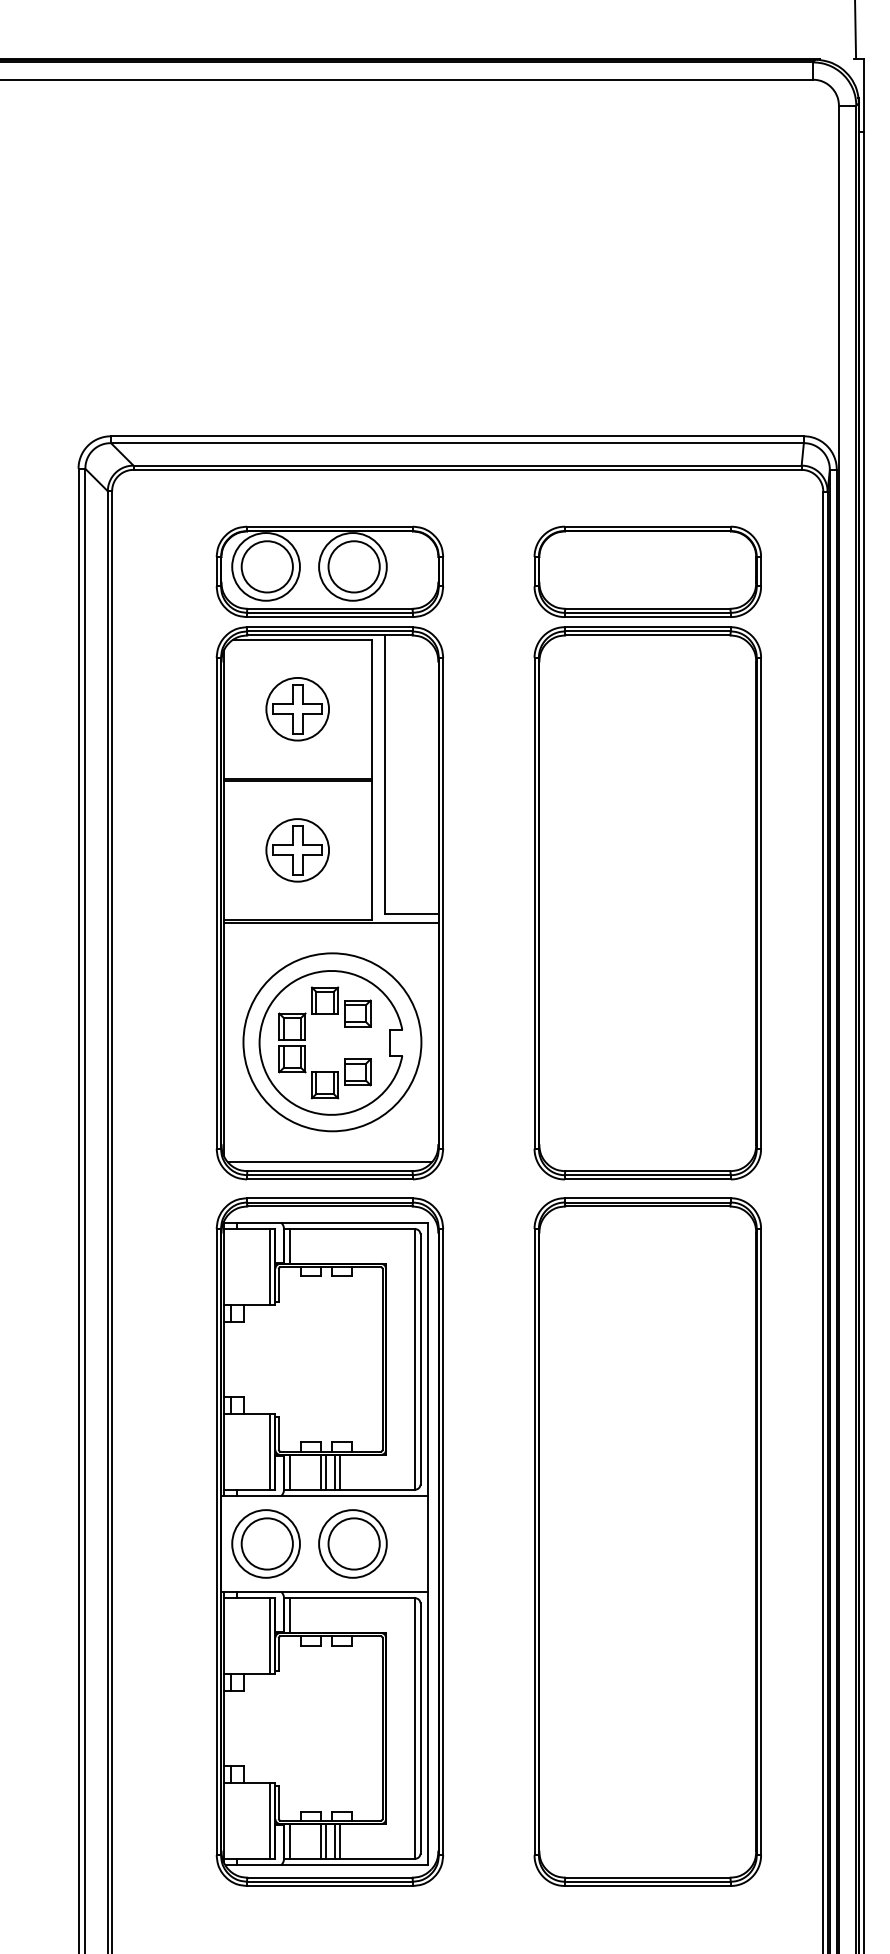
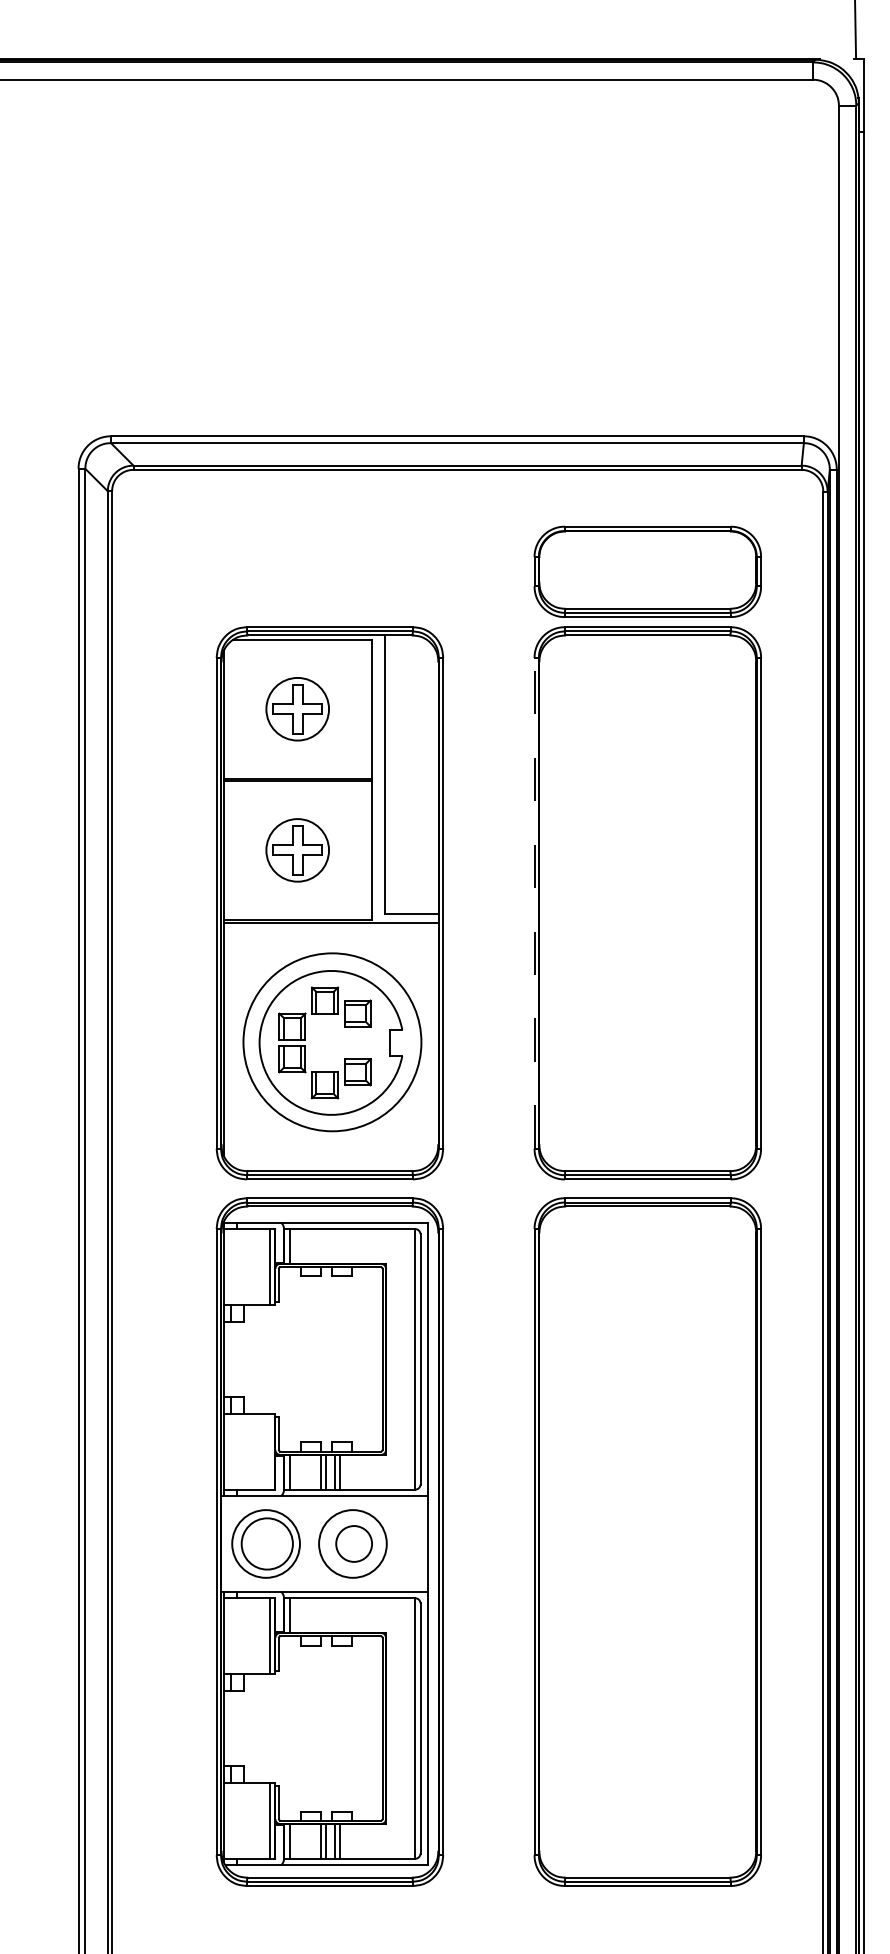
part: present -> none (329, 571)
line: solid -> dashed (534, 902)
line: present -> none (329, 1162)
line: present -> none (270, 1451)
circle diameter: 51 px -> 36 px (354, 1543)
